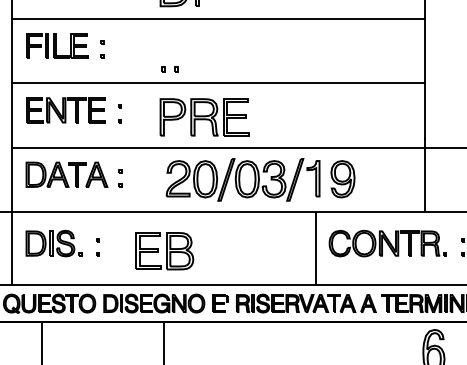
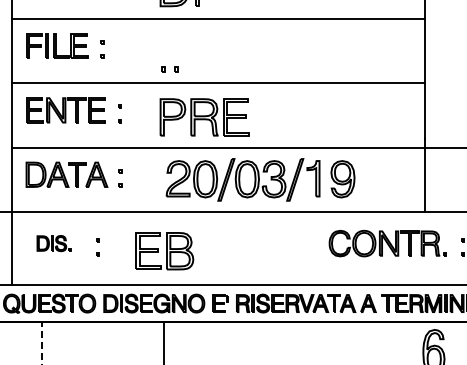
part size: 58x29 px -> 36x18 px (53, 243)
line: present -> none (315, 248)
line: solid -> dashed (42, 342)
